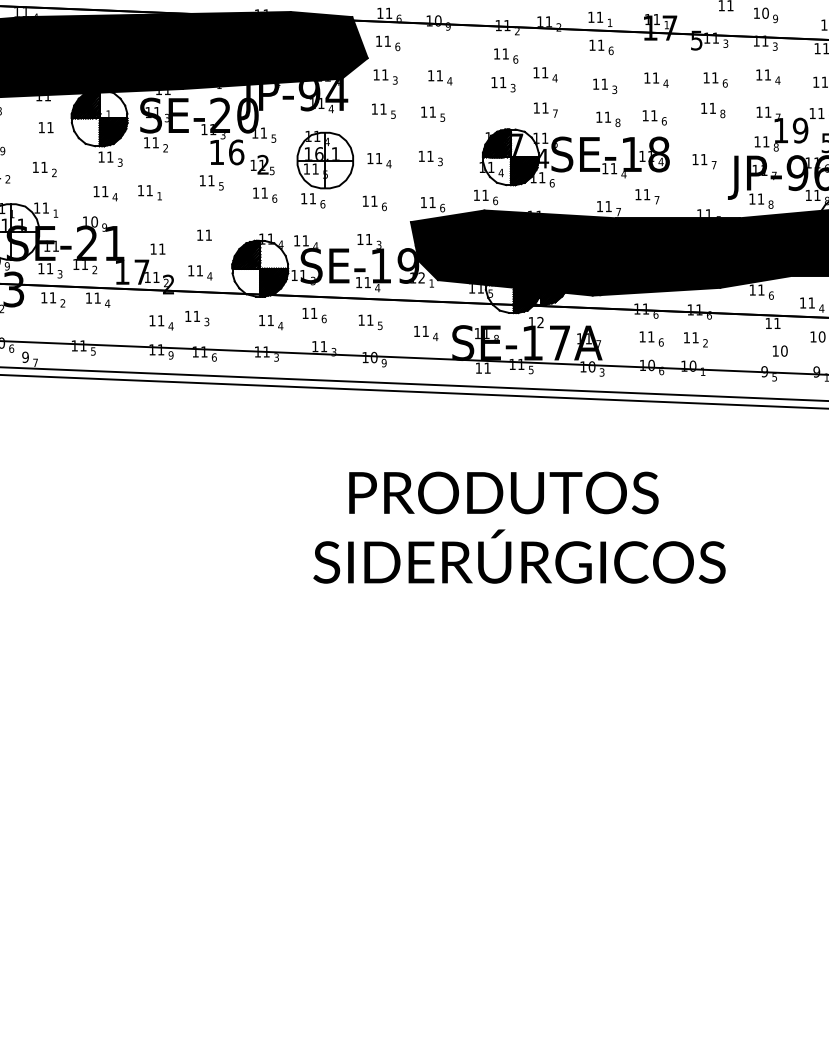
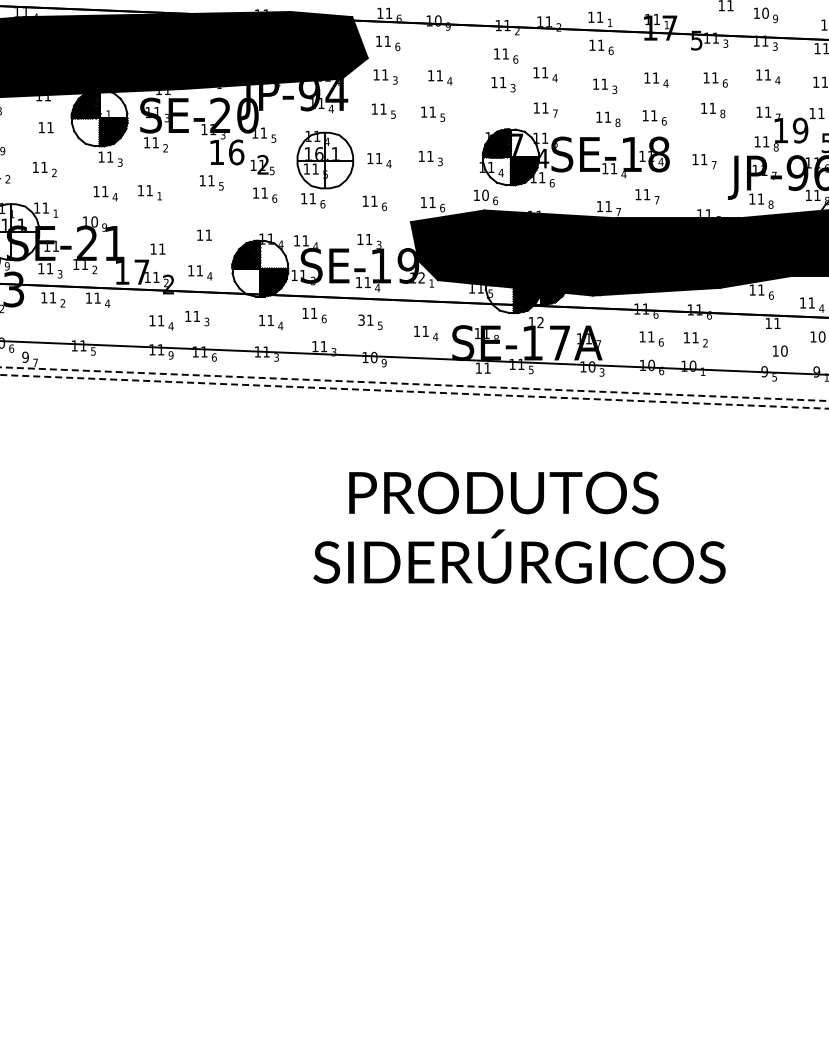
text: 11 -> 10 (485, 195)
text: 11 -> 31 (361, 319)
line: solid -> dashed (413, 384)
line: solid -> dashed (414, 391)
